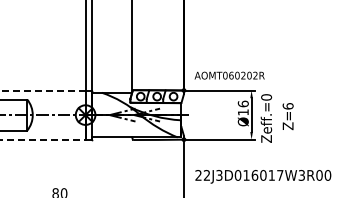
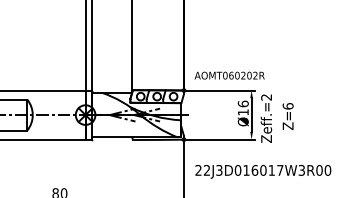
line: dashed -> solid (42, 90)
text: Zeff.=0 -> Zeff.=2 (266, 97)
line: dashed -> solid (43, 139)
text position: (263, 176) -> (263, 171) (263, 171)
